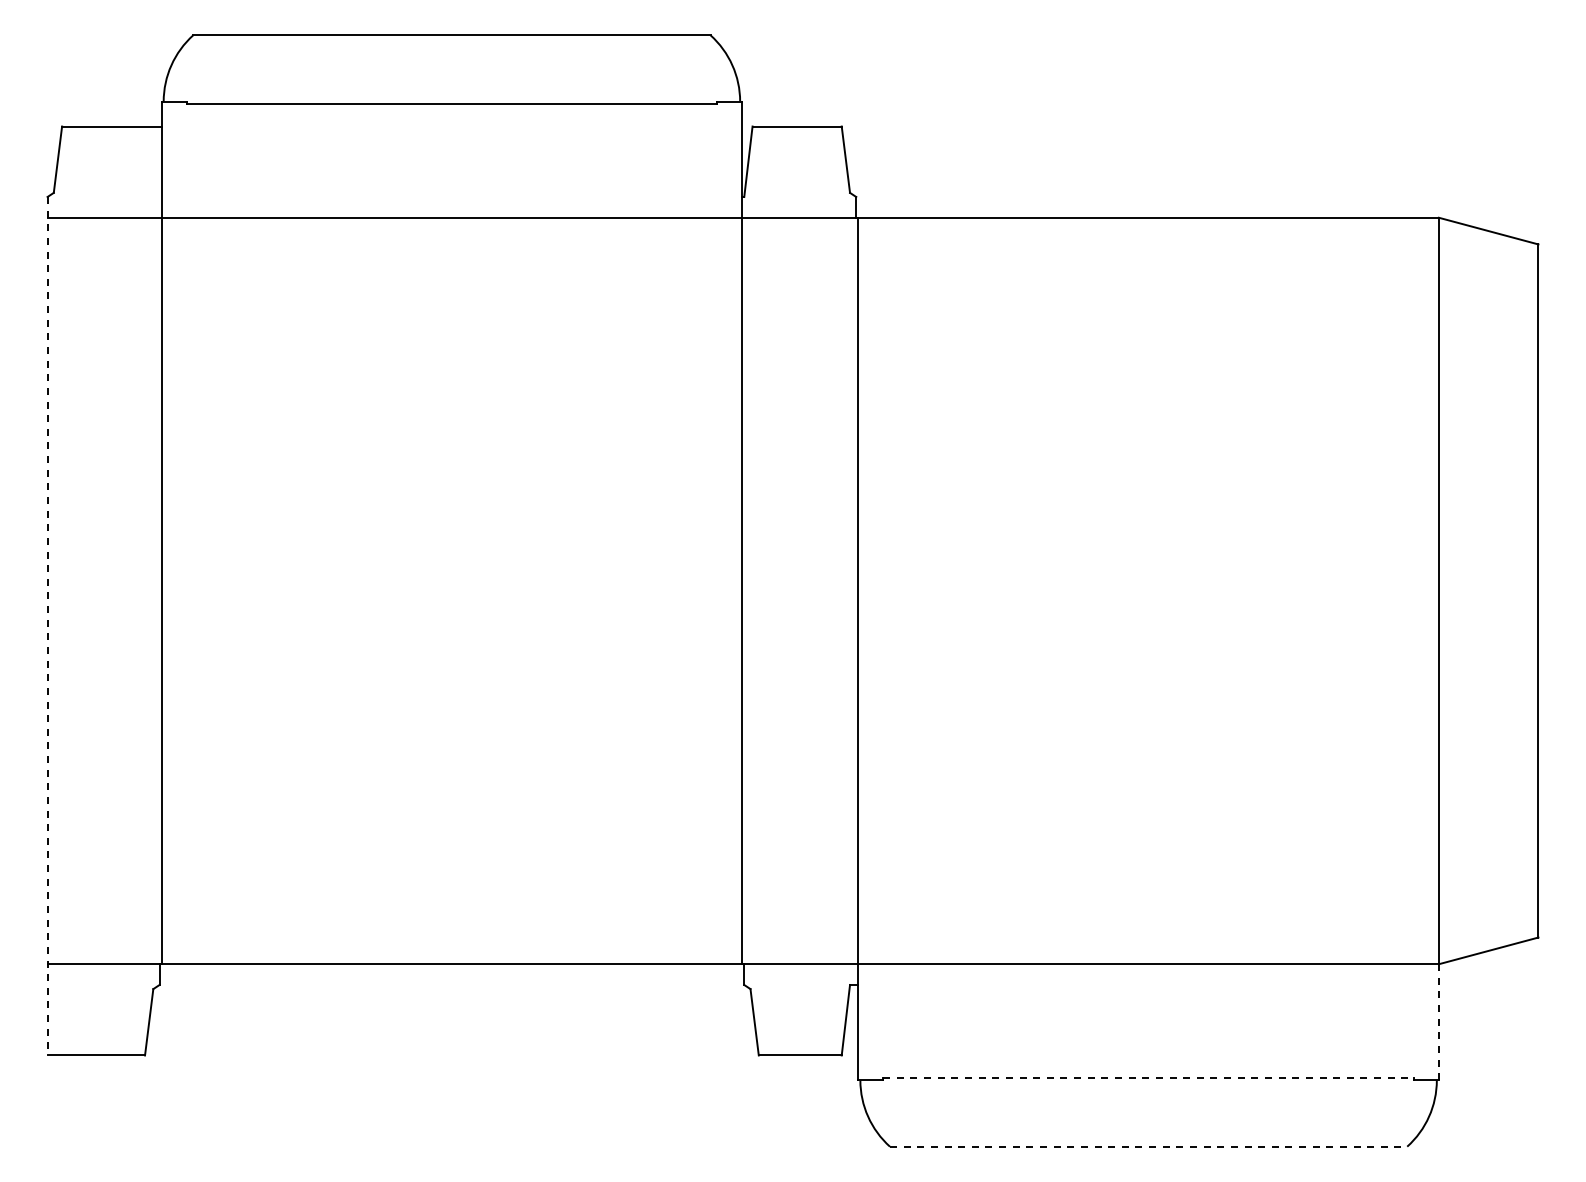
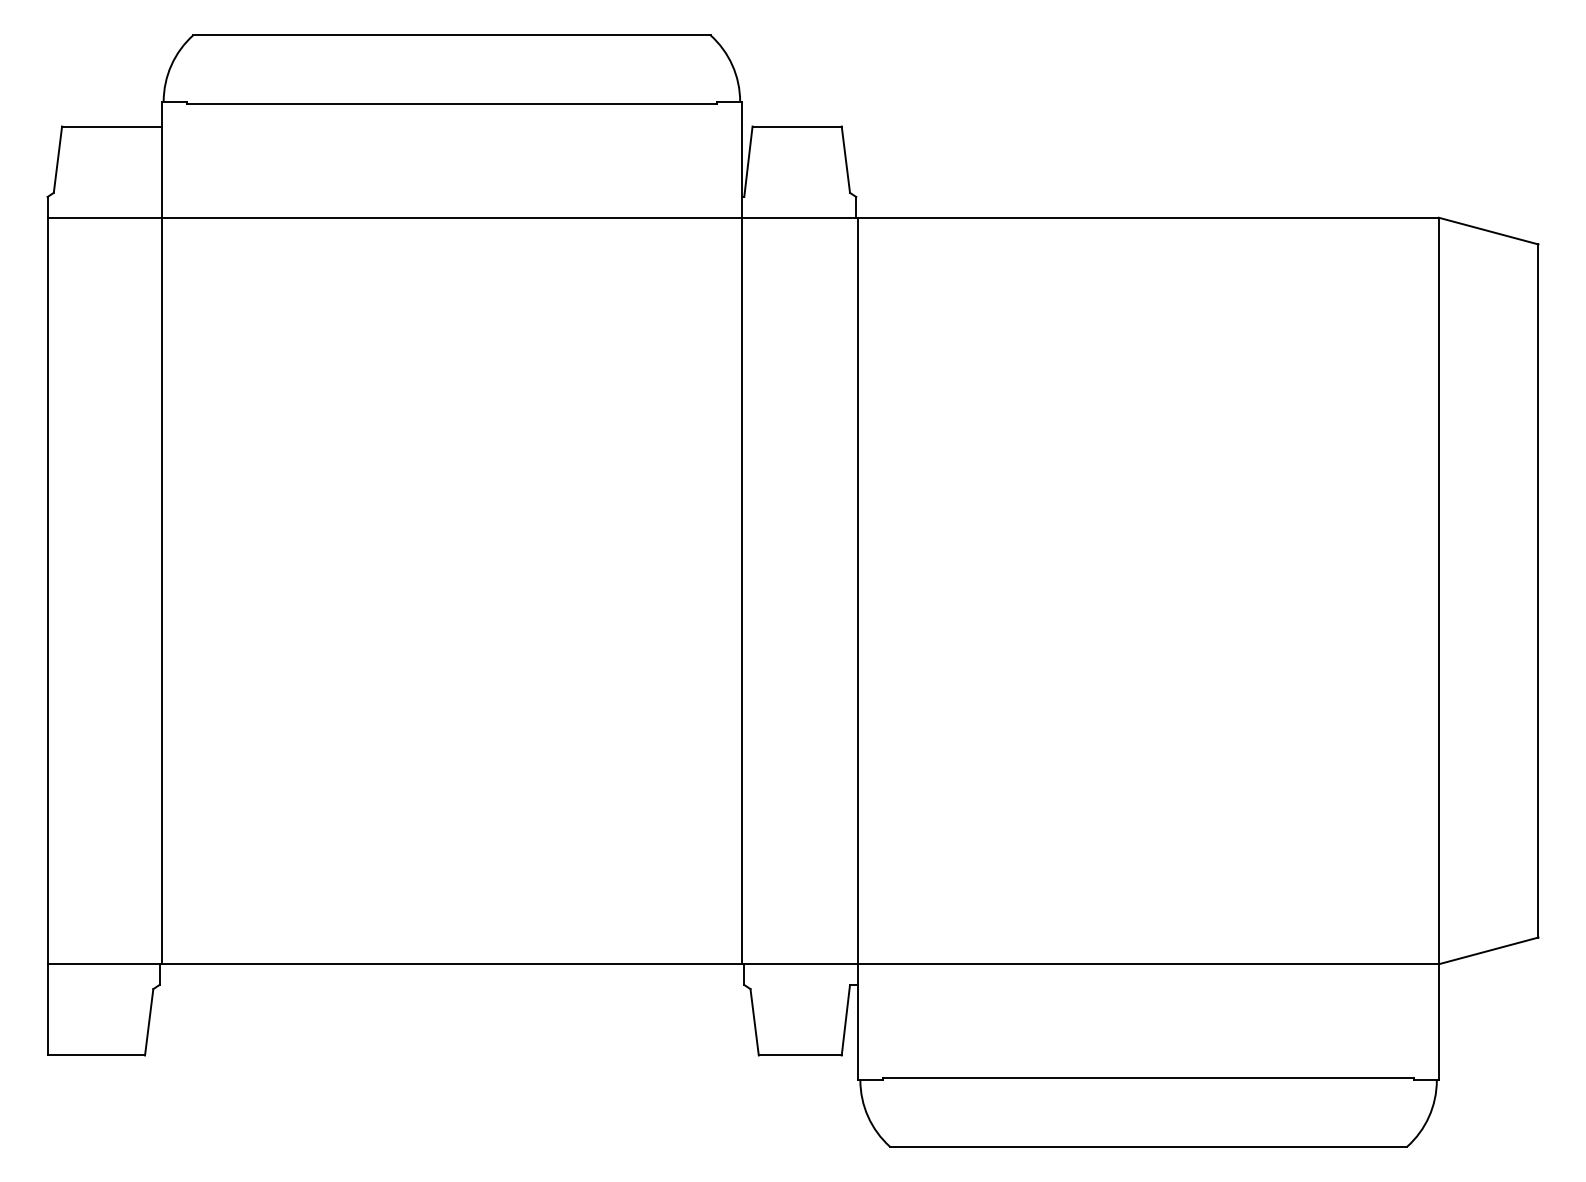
line: dashed -> solid (47, 626)
line: dashed -> solid (1438, 1022)
line: dashed -> solid (1149, 1078)
line: dashed -> solid (1148, 1146)
